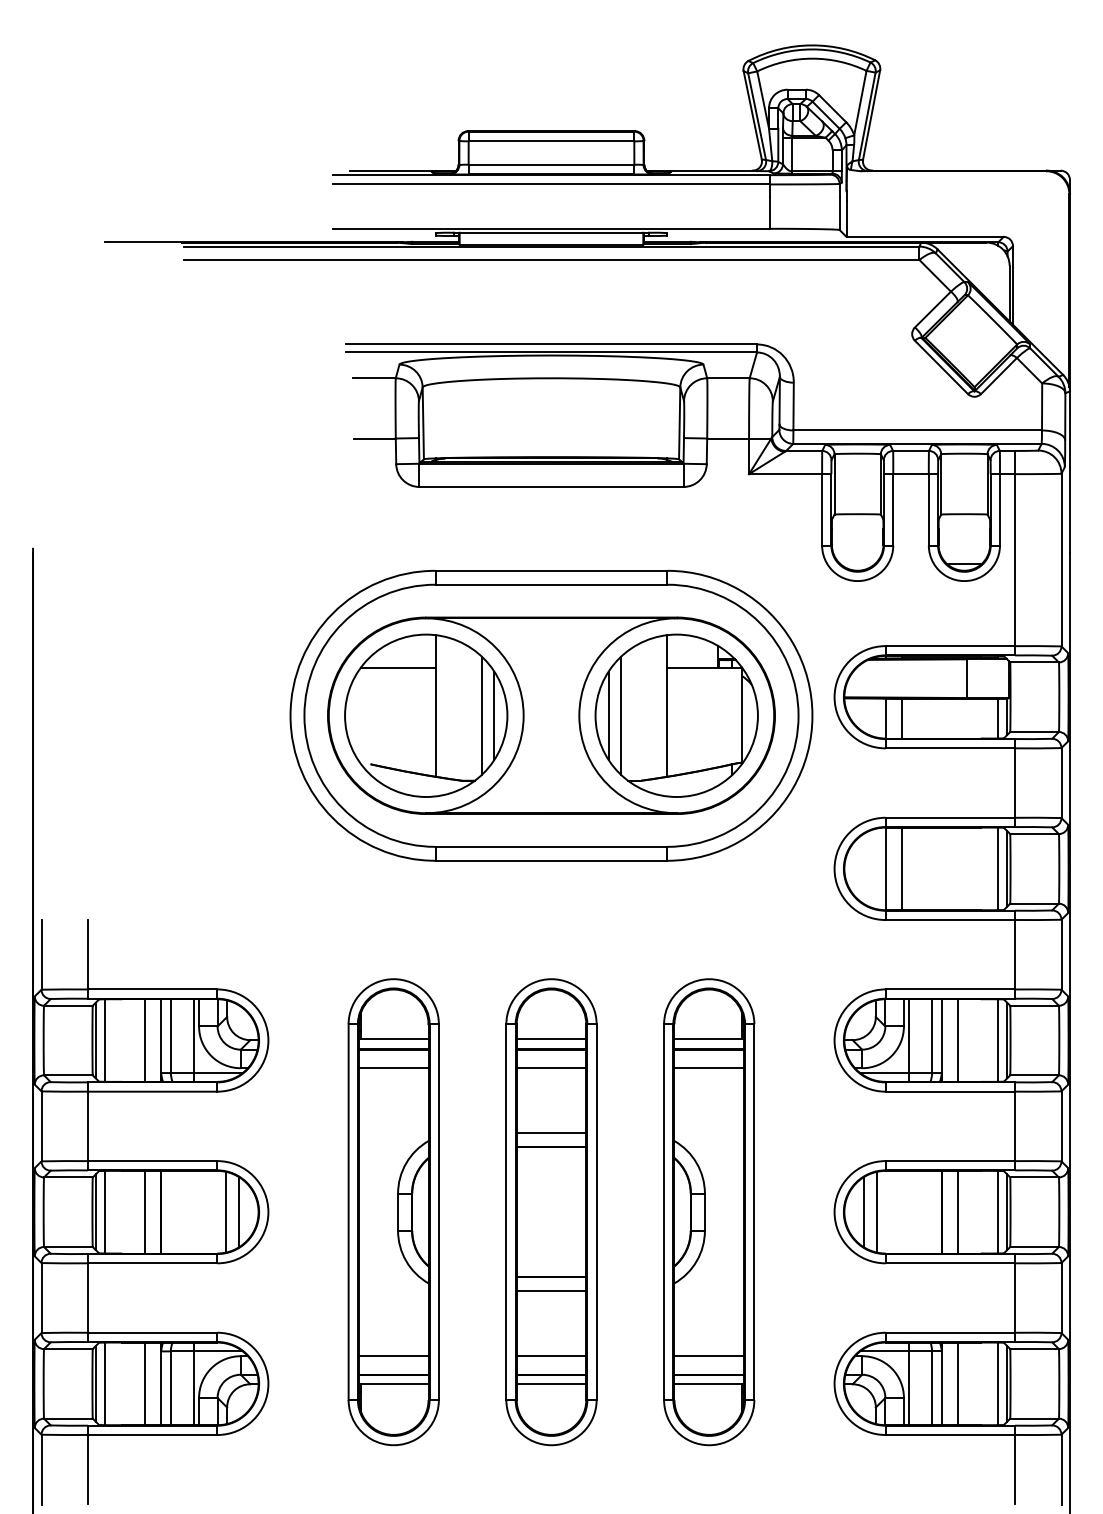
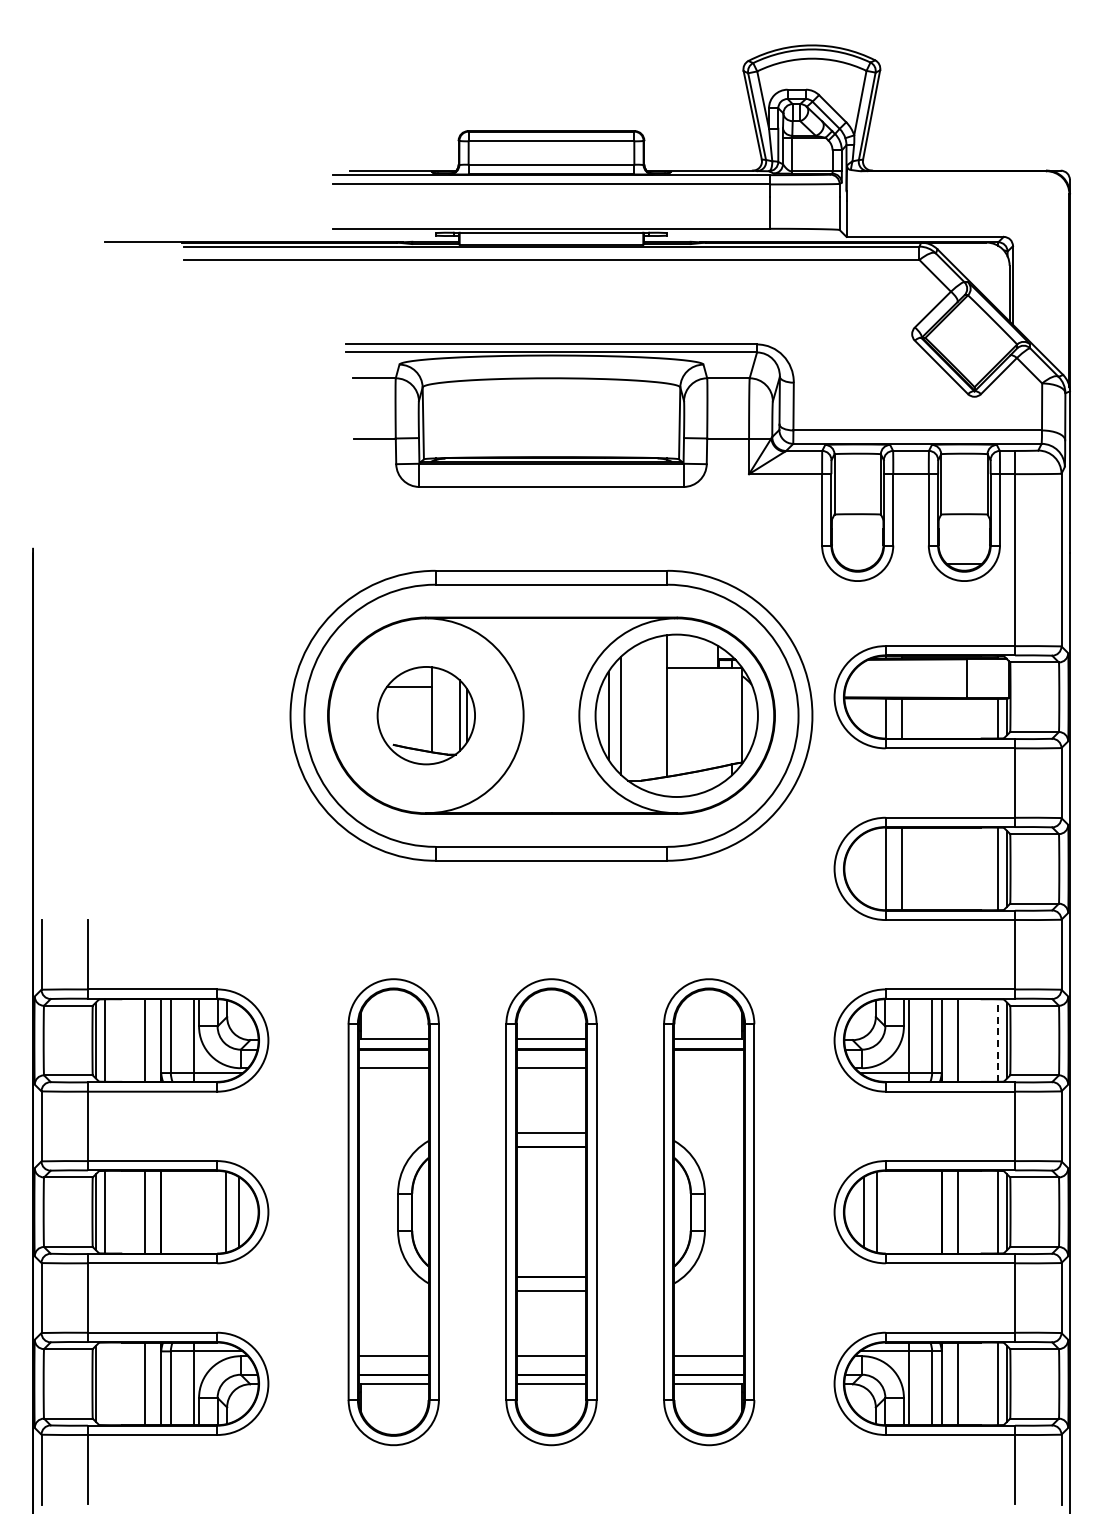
part size: 165x165 px -> 100x100 px (425, 715)
line: solid -> dashed (997, 1040)
line: present -> none (709, 1068)
line: present -> none (105, 1383)
